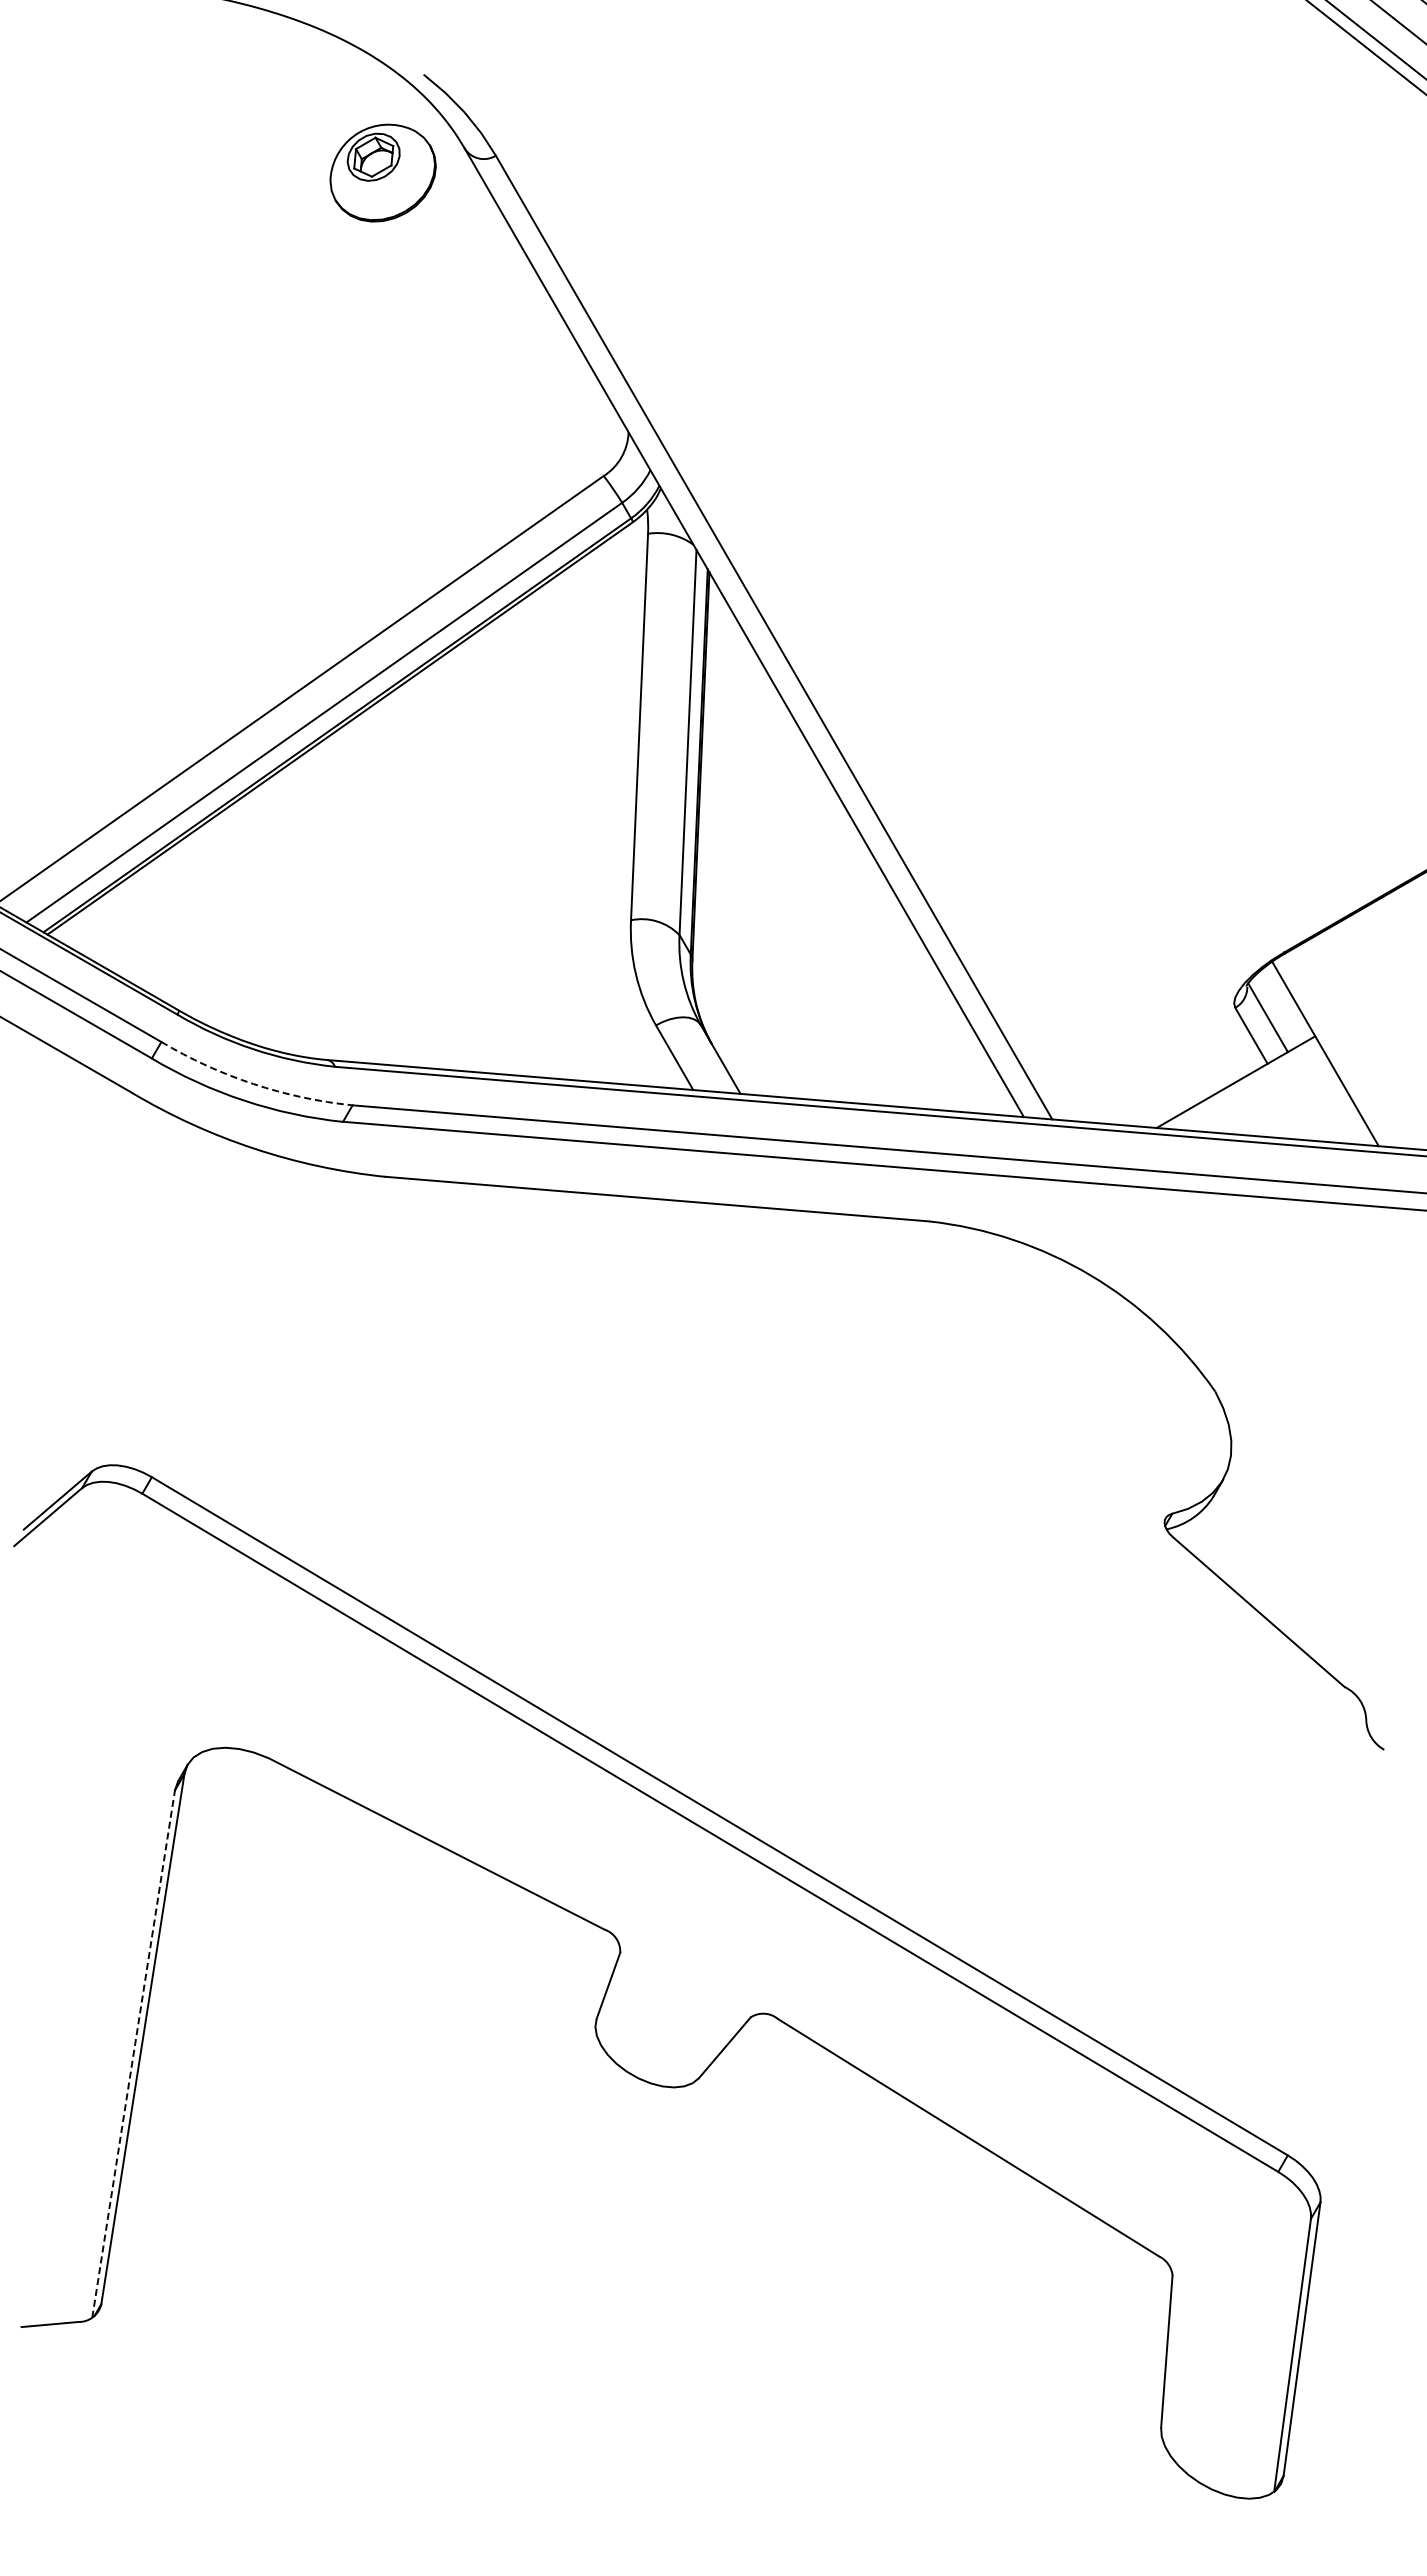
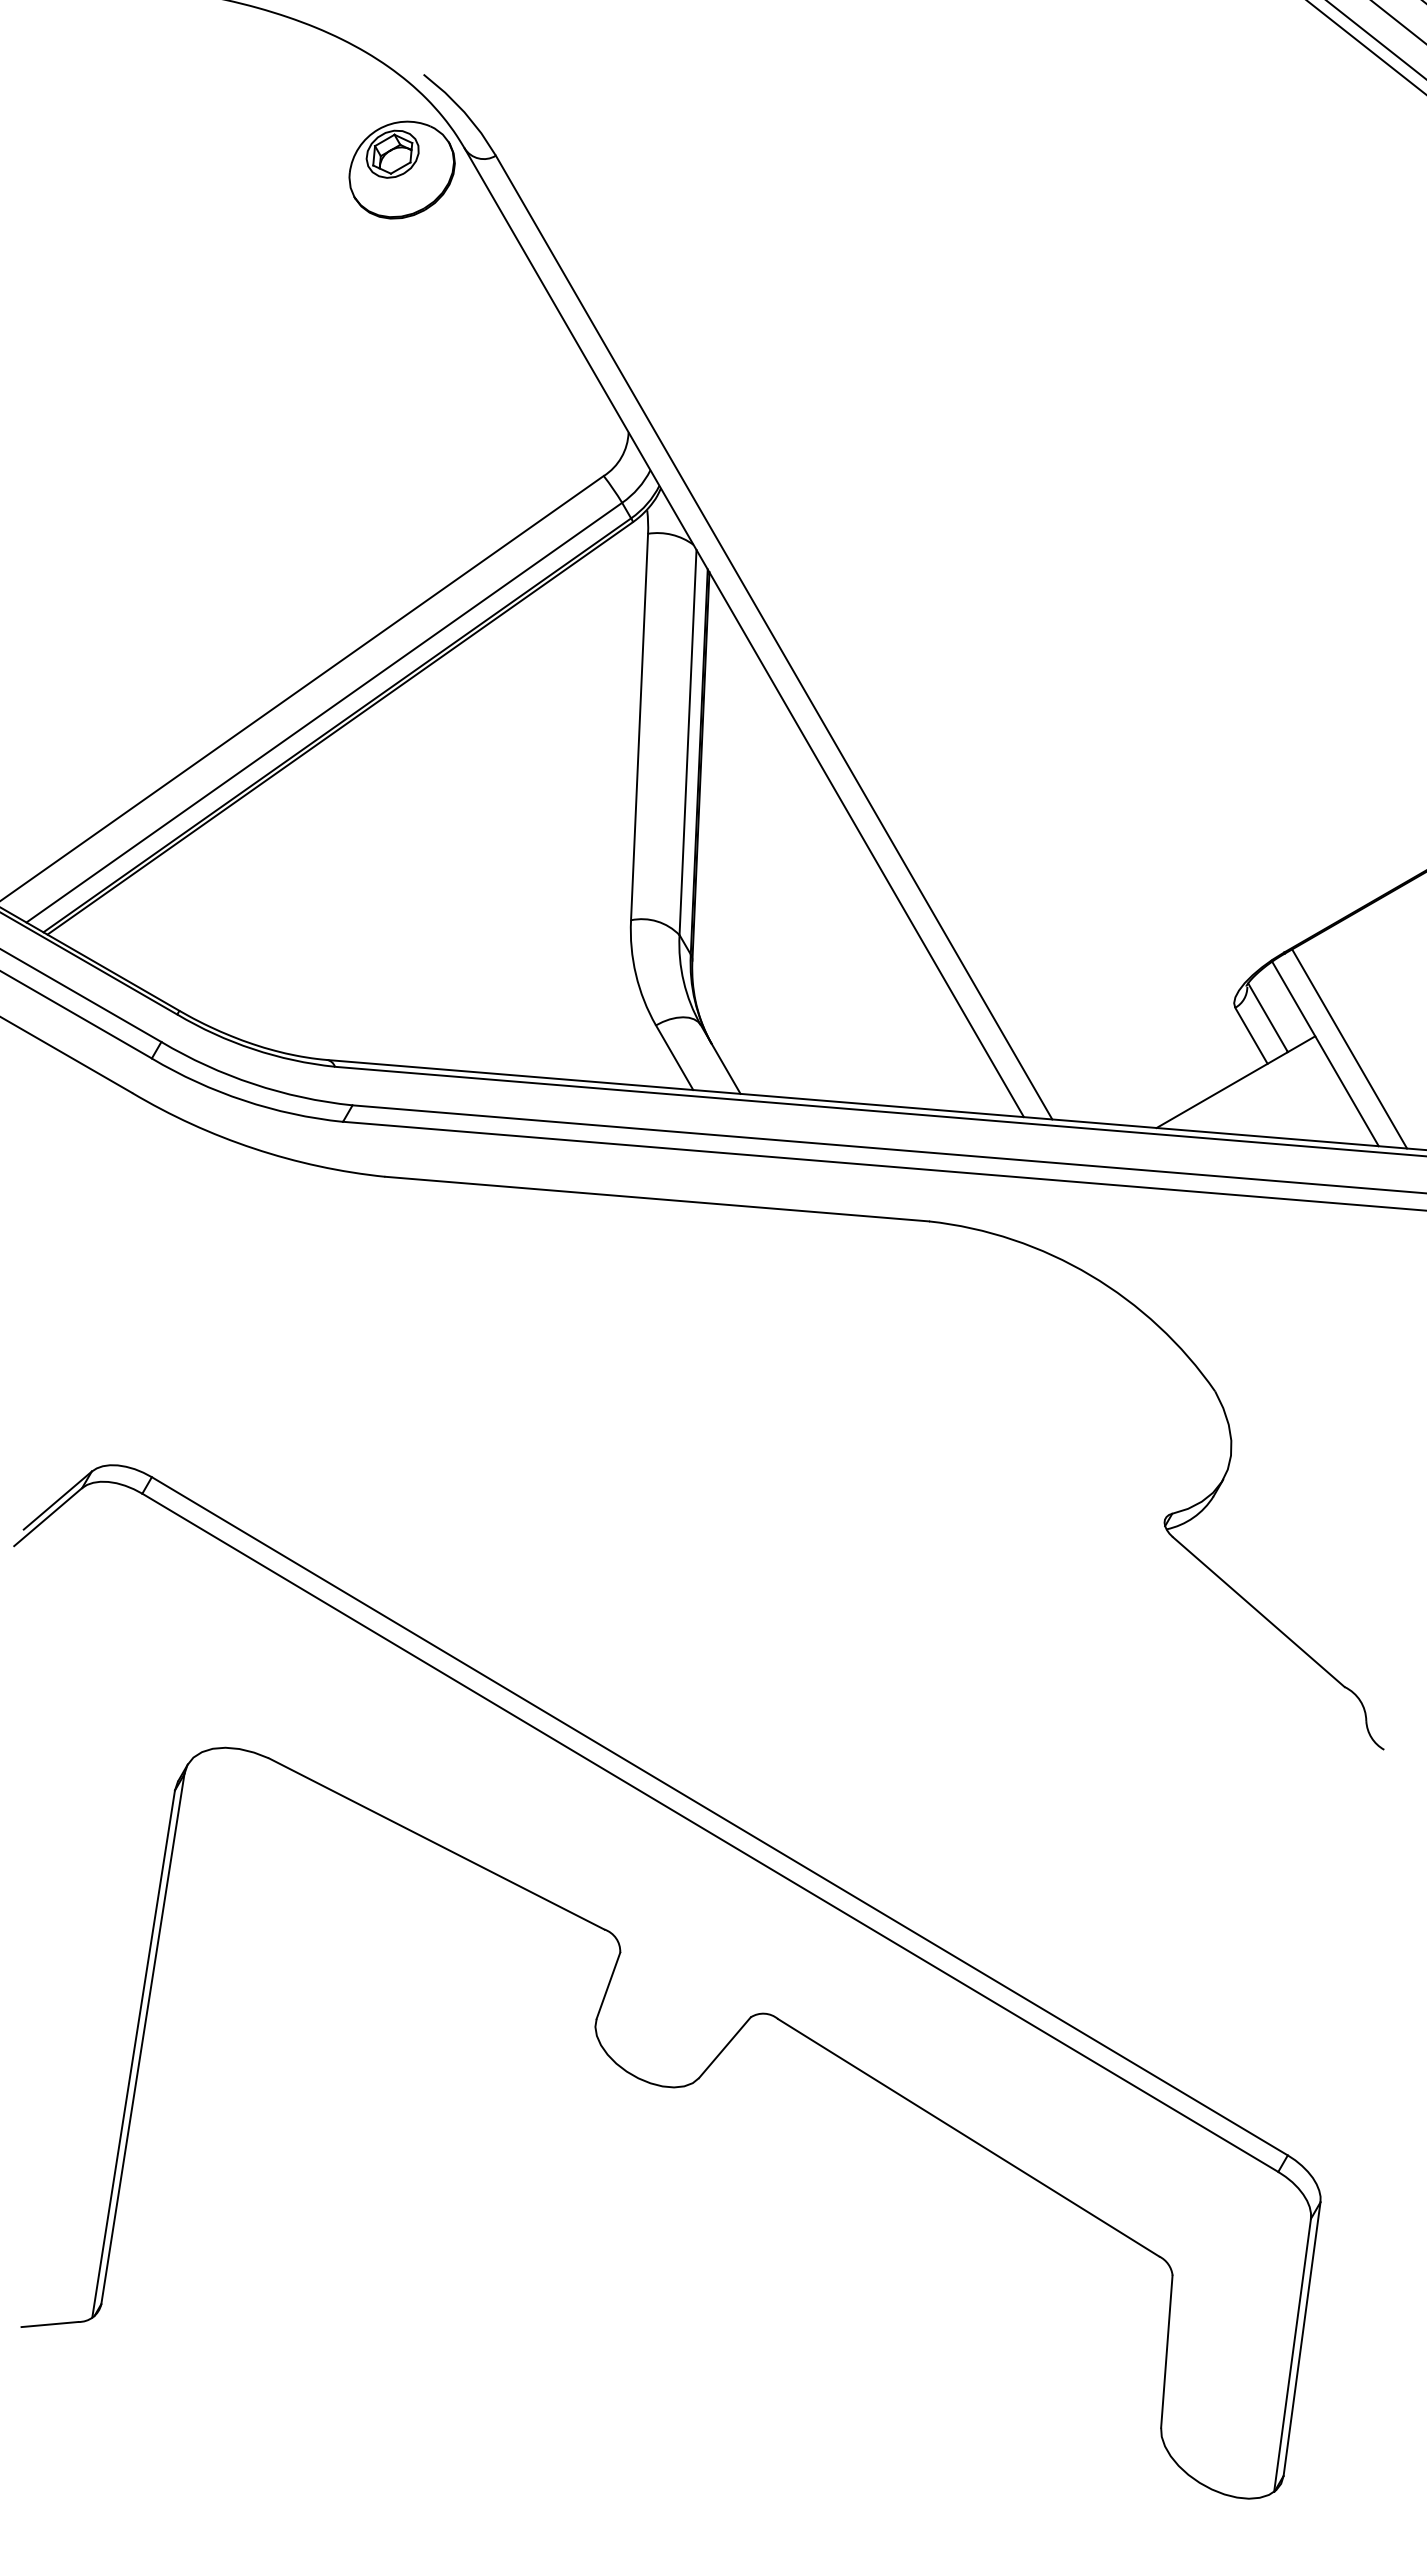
part position: (382, 172) -> (401, 169) (401, 169)
line: none -> present (1349, 1048)
arc: dashed -> solid (253, 1084)
line: dashed -> solid (133, 2054)
